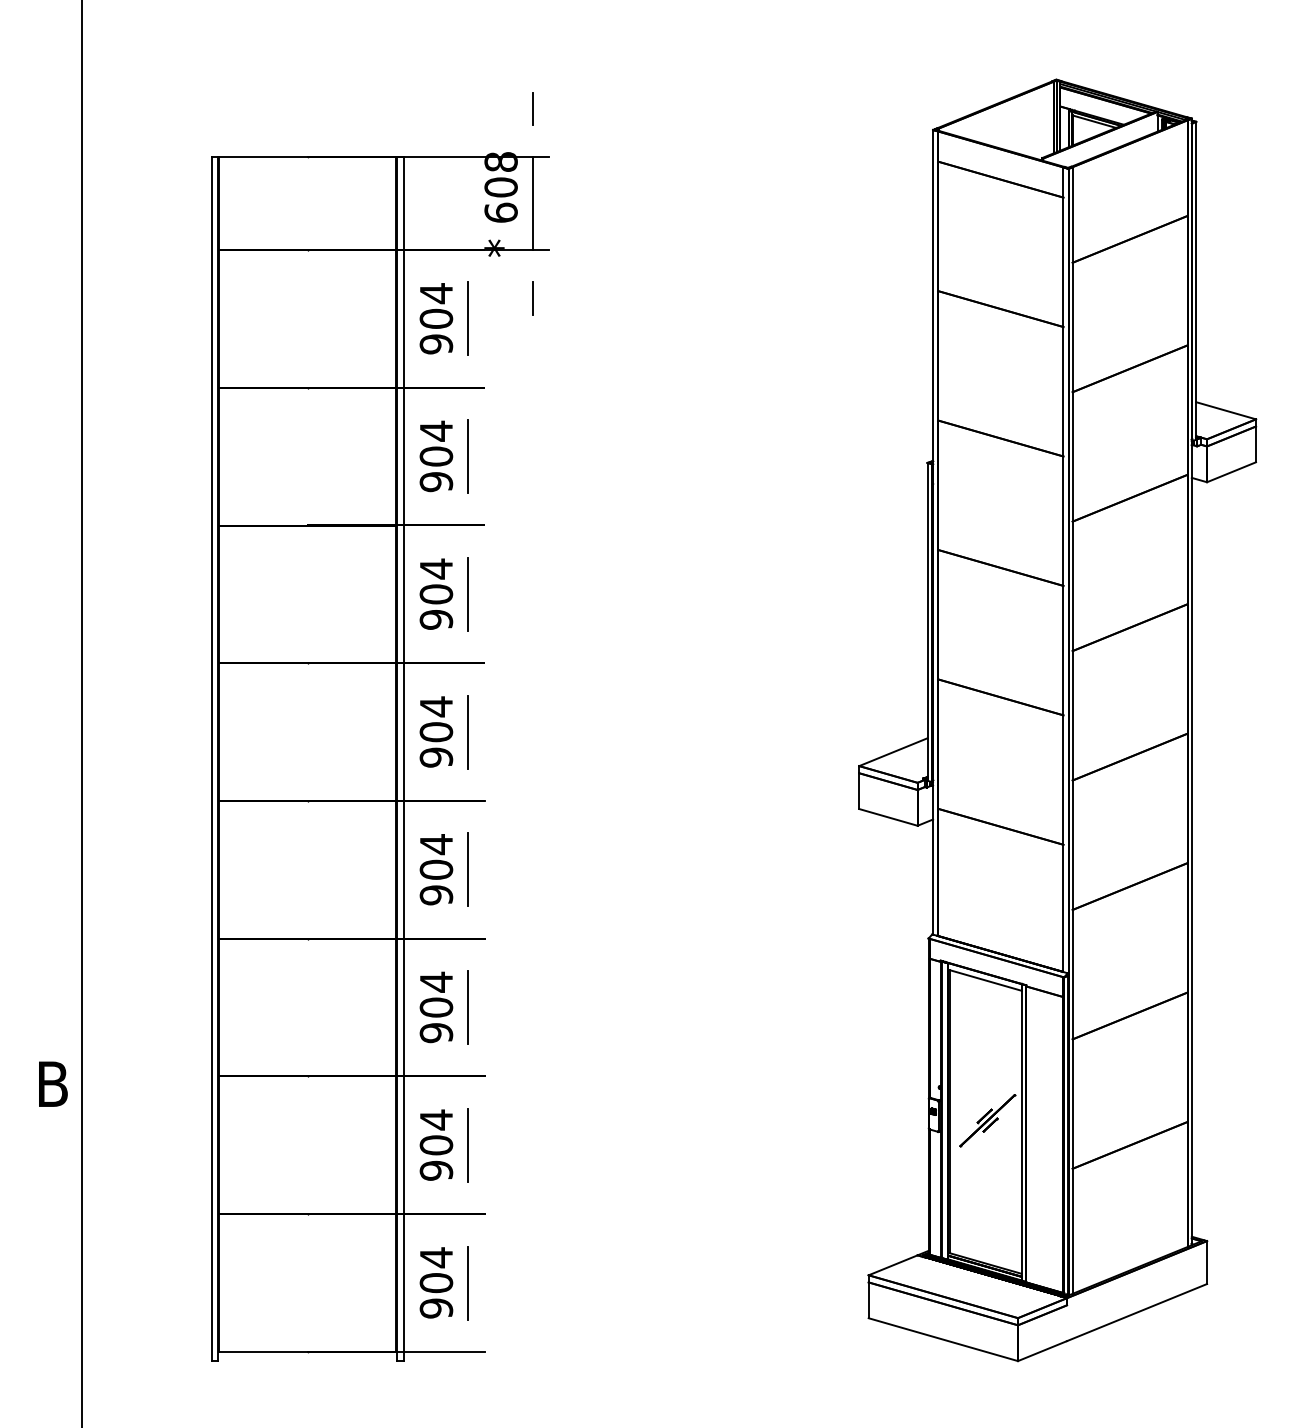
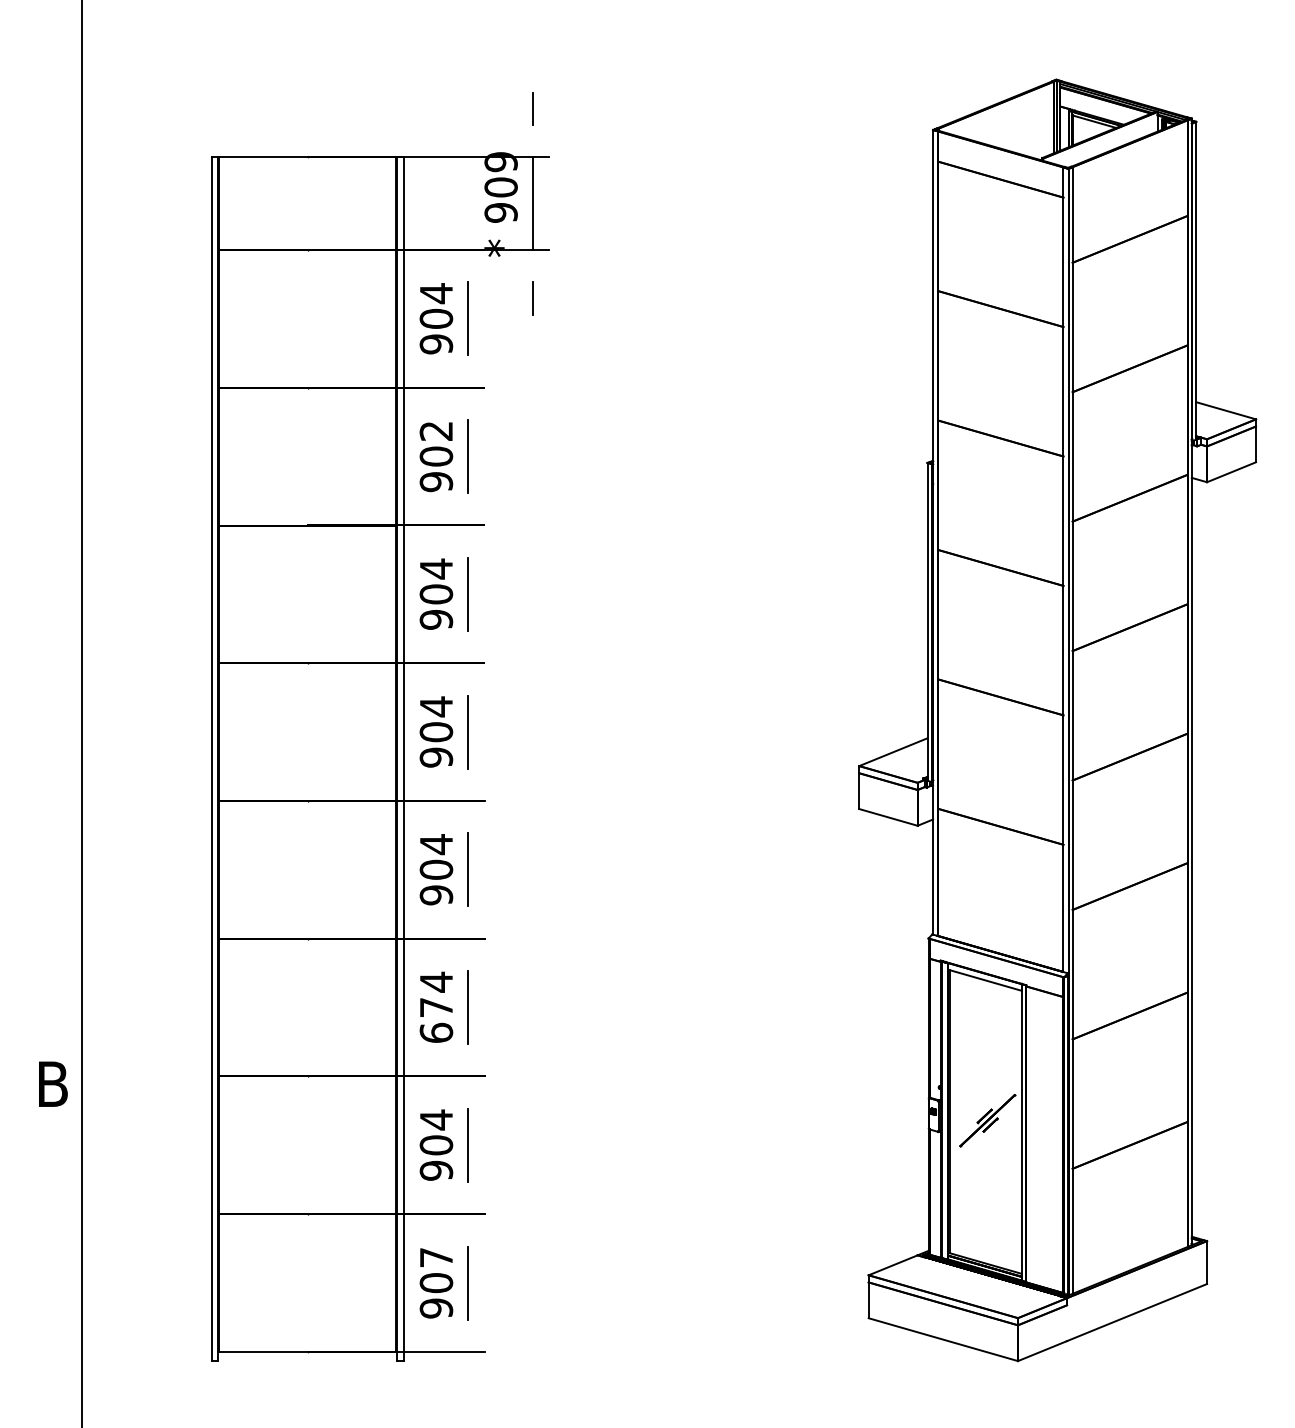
text: 608 -> 909 (500, 187)
text: 904 -> 902 (435, 430)
text: 904 -> 674 (436, 1020)
text: 904 -> 907 (436, 1257)
